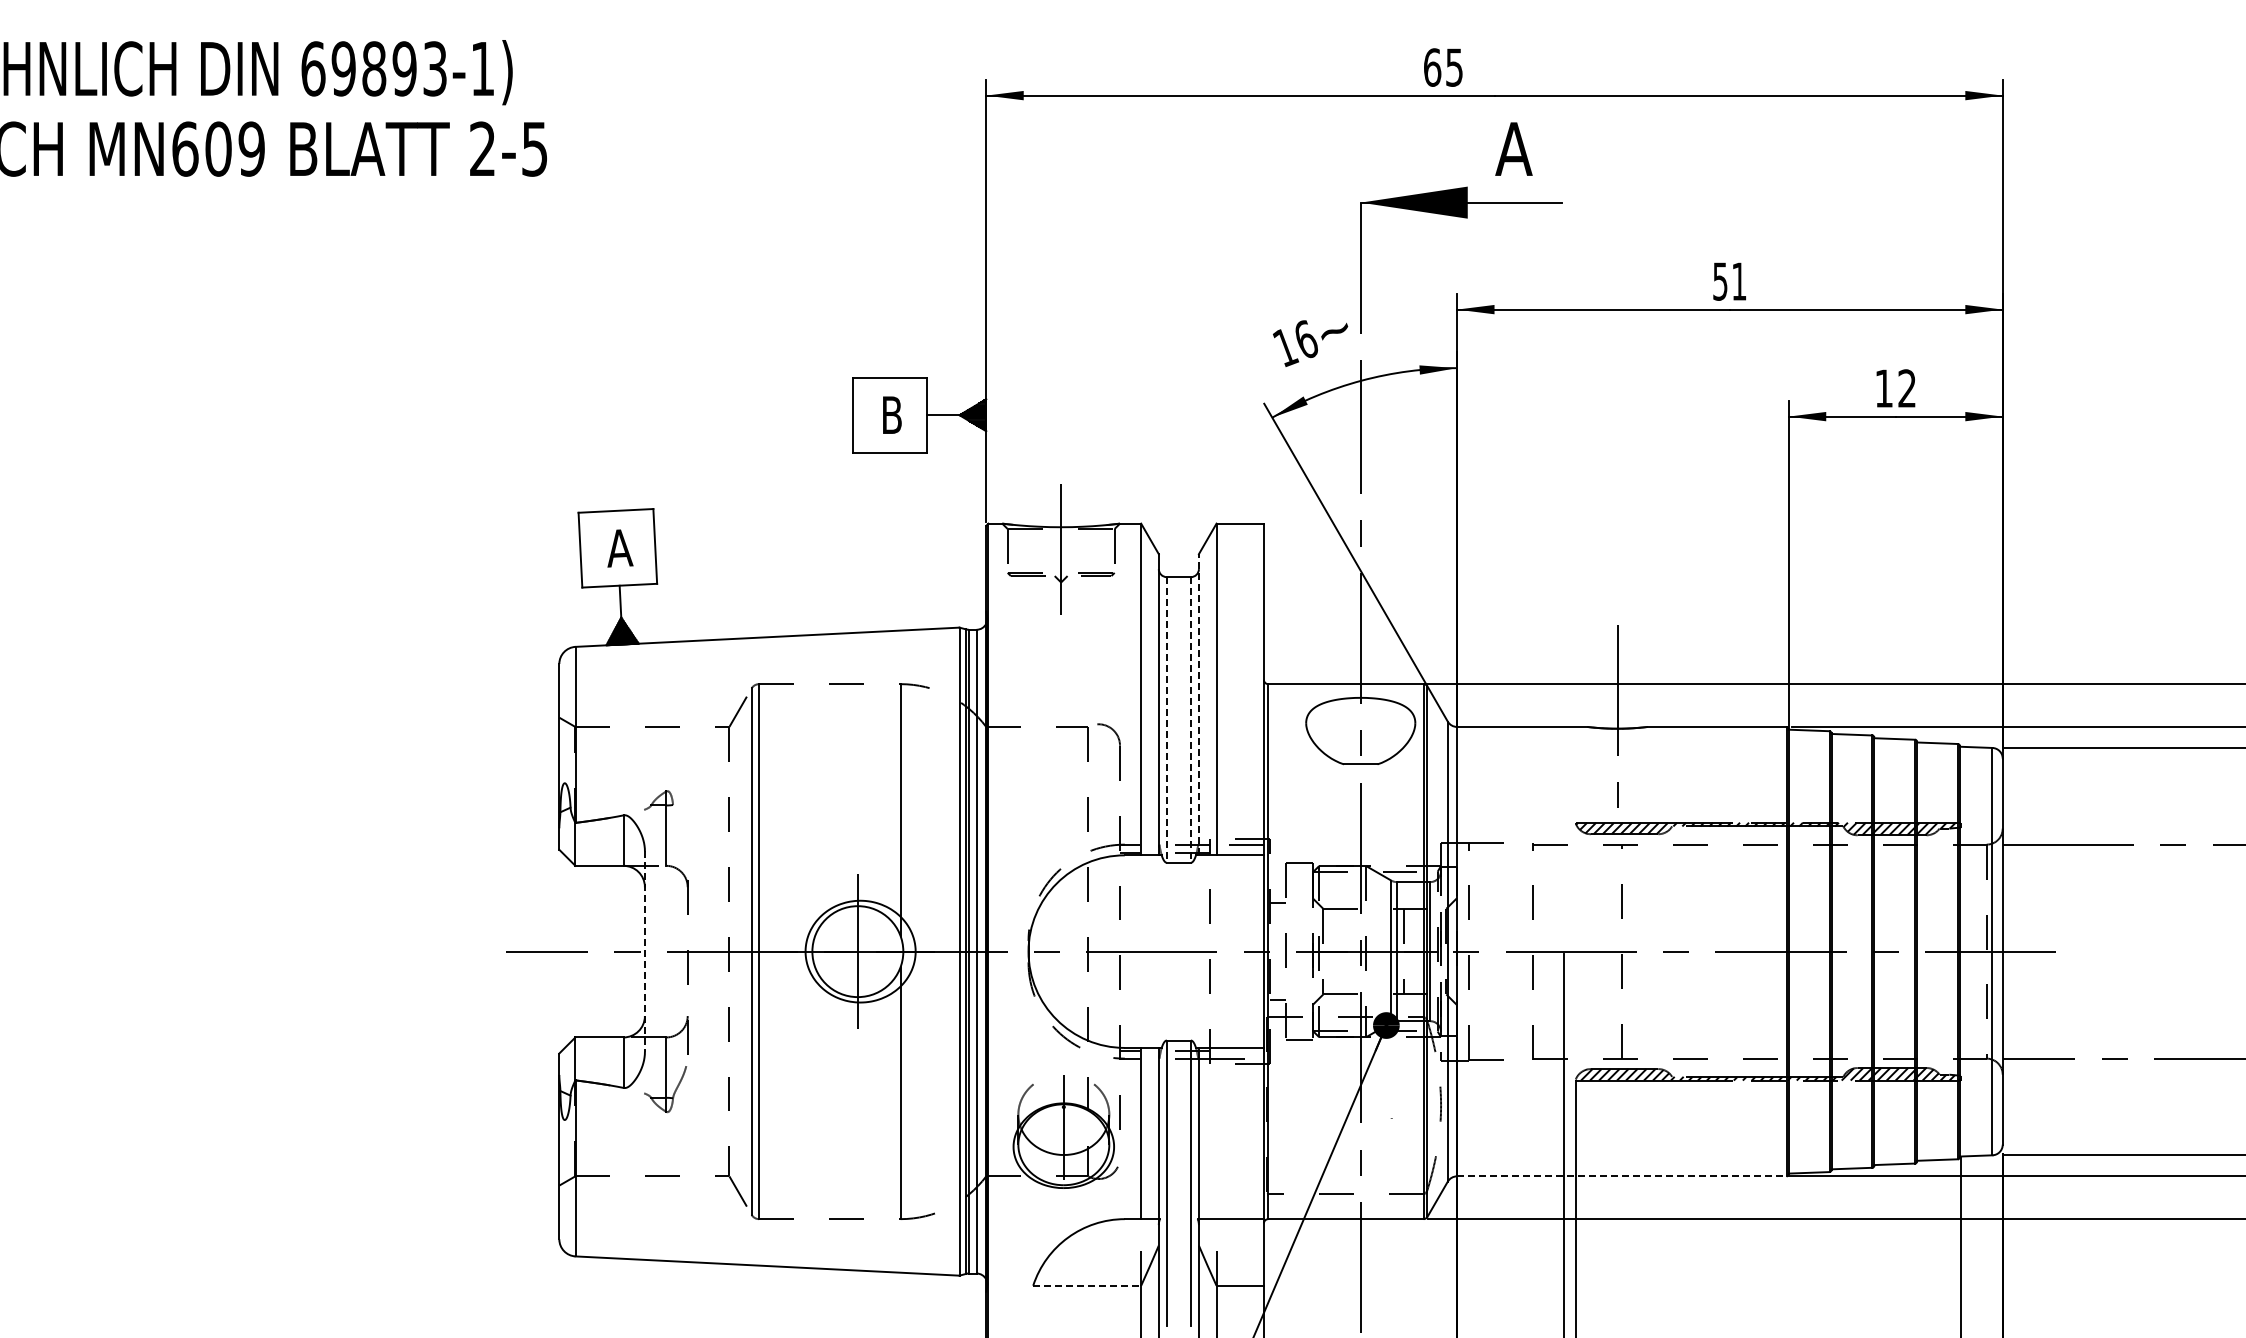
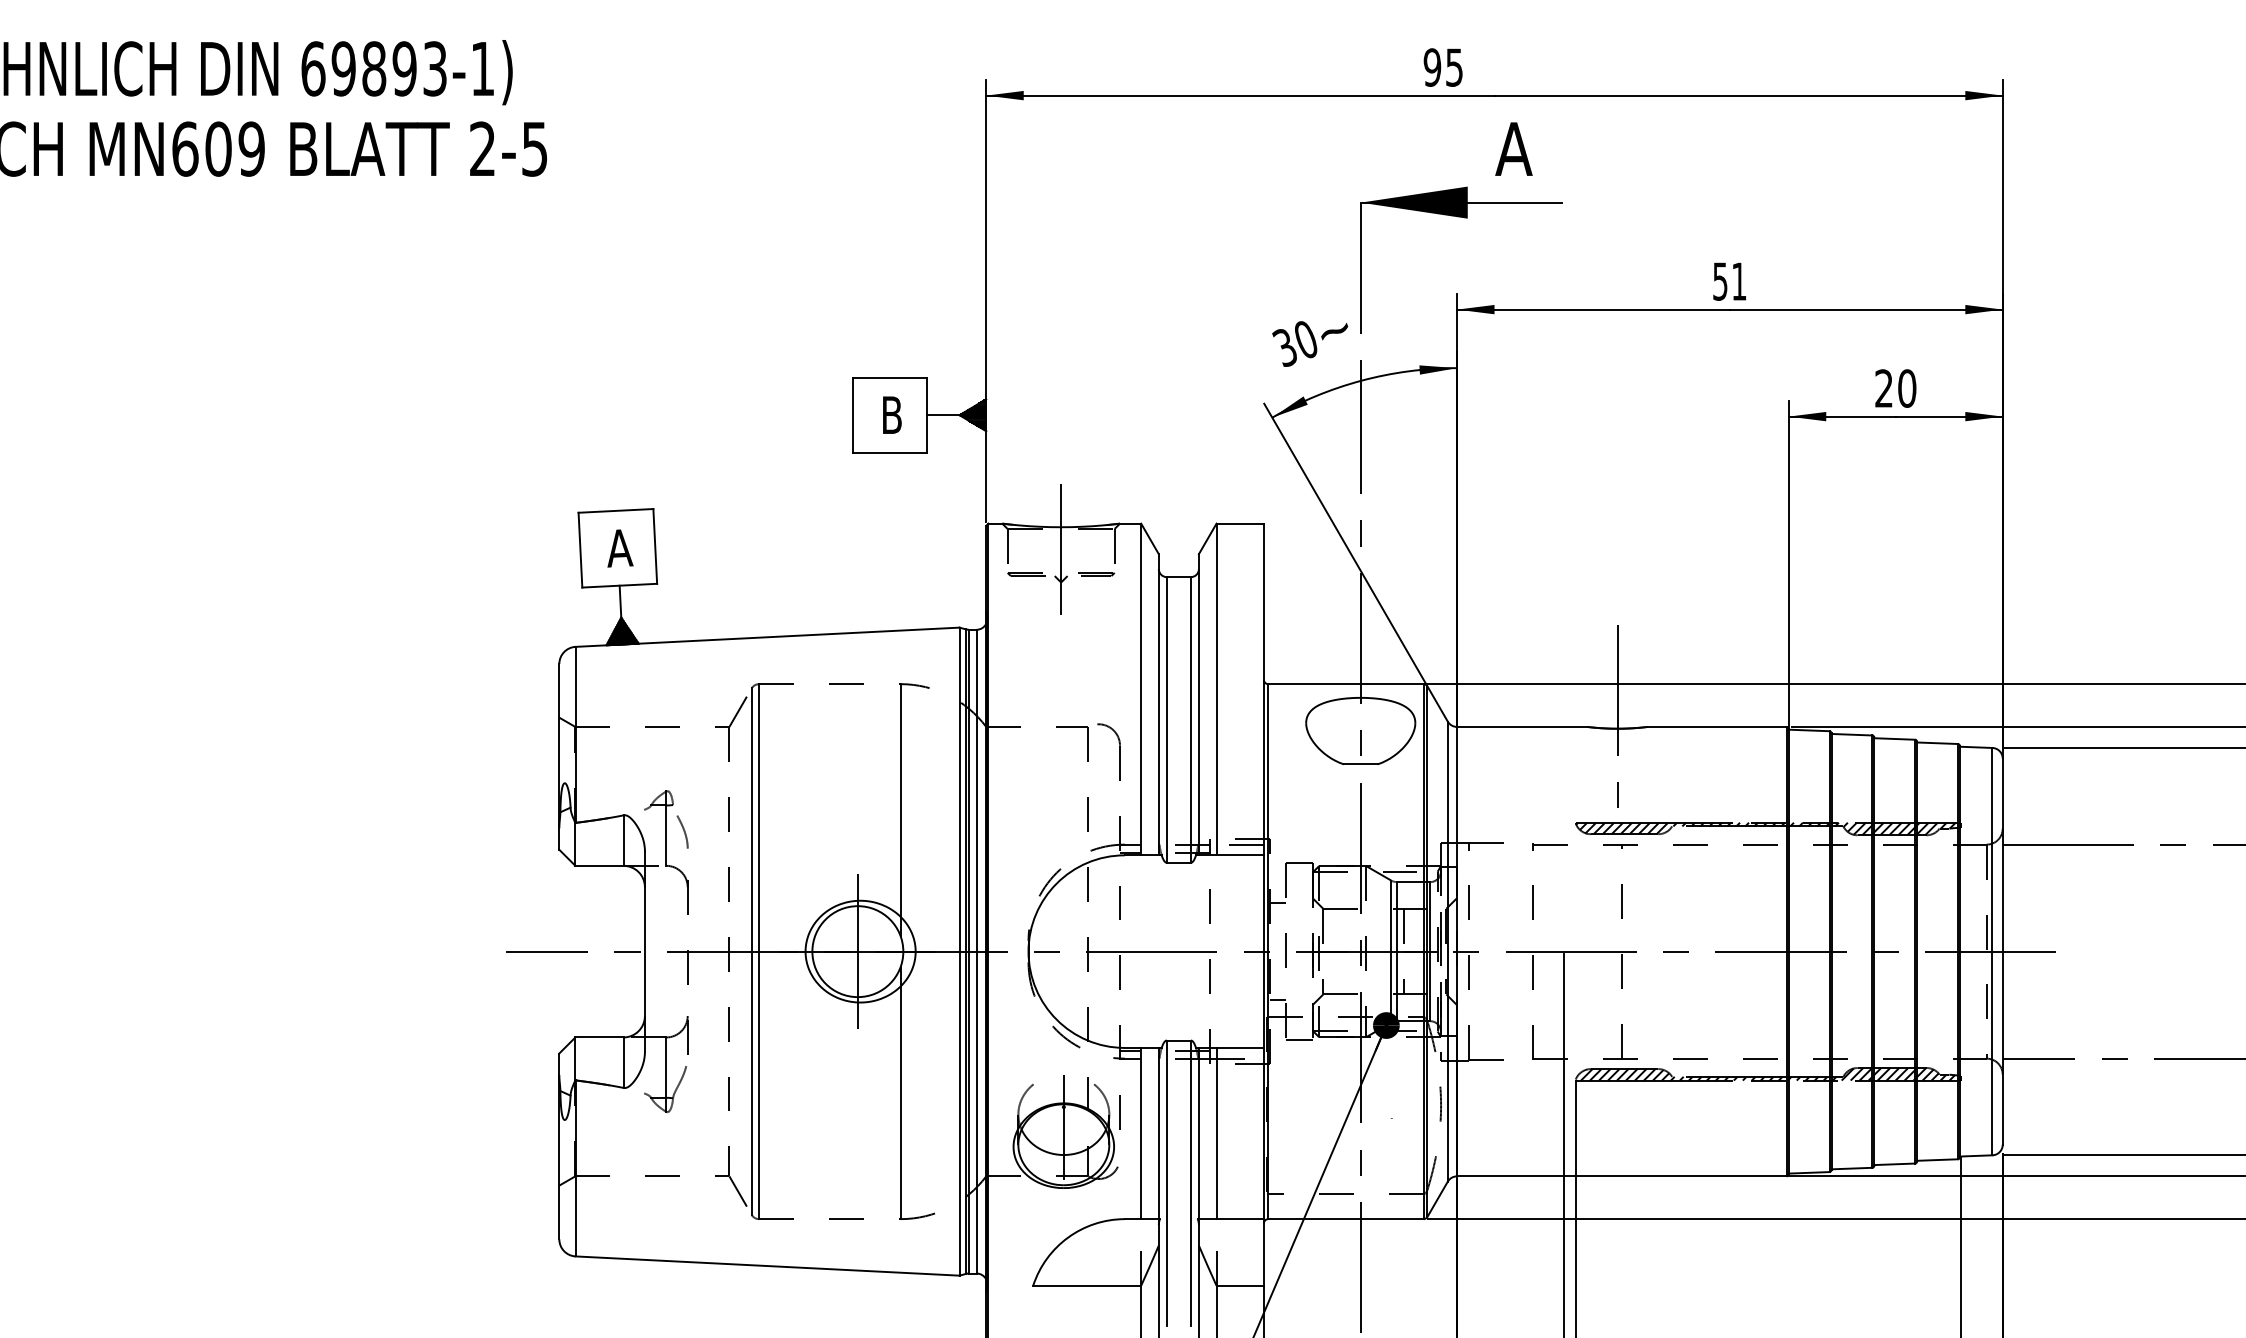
text: 65 -> 95 (1432, 67)
text: 16 -> 30 (1294, 343)
text: 12 -> 20 (1895, 388)
line: dashed -> solid (1198, 704)
line: dashed -> solid (1166, 719)
line: dashed -> solid (1190, 719)
curve: none -> present (683, 831)
line: dashed -> solid (644, 952)
line: none -> present (1216, 1133)
line: dashed -> solid (1621, 1176)
line: dashed -> solid (1087, 1285)
